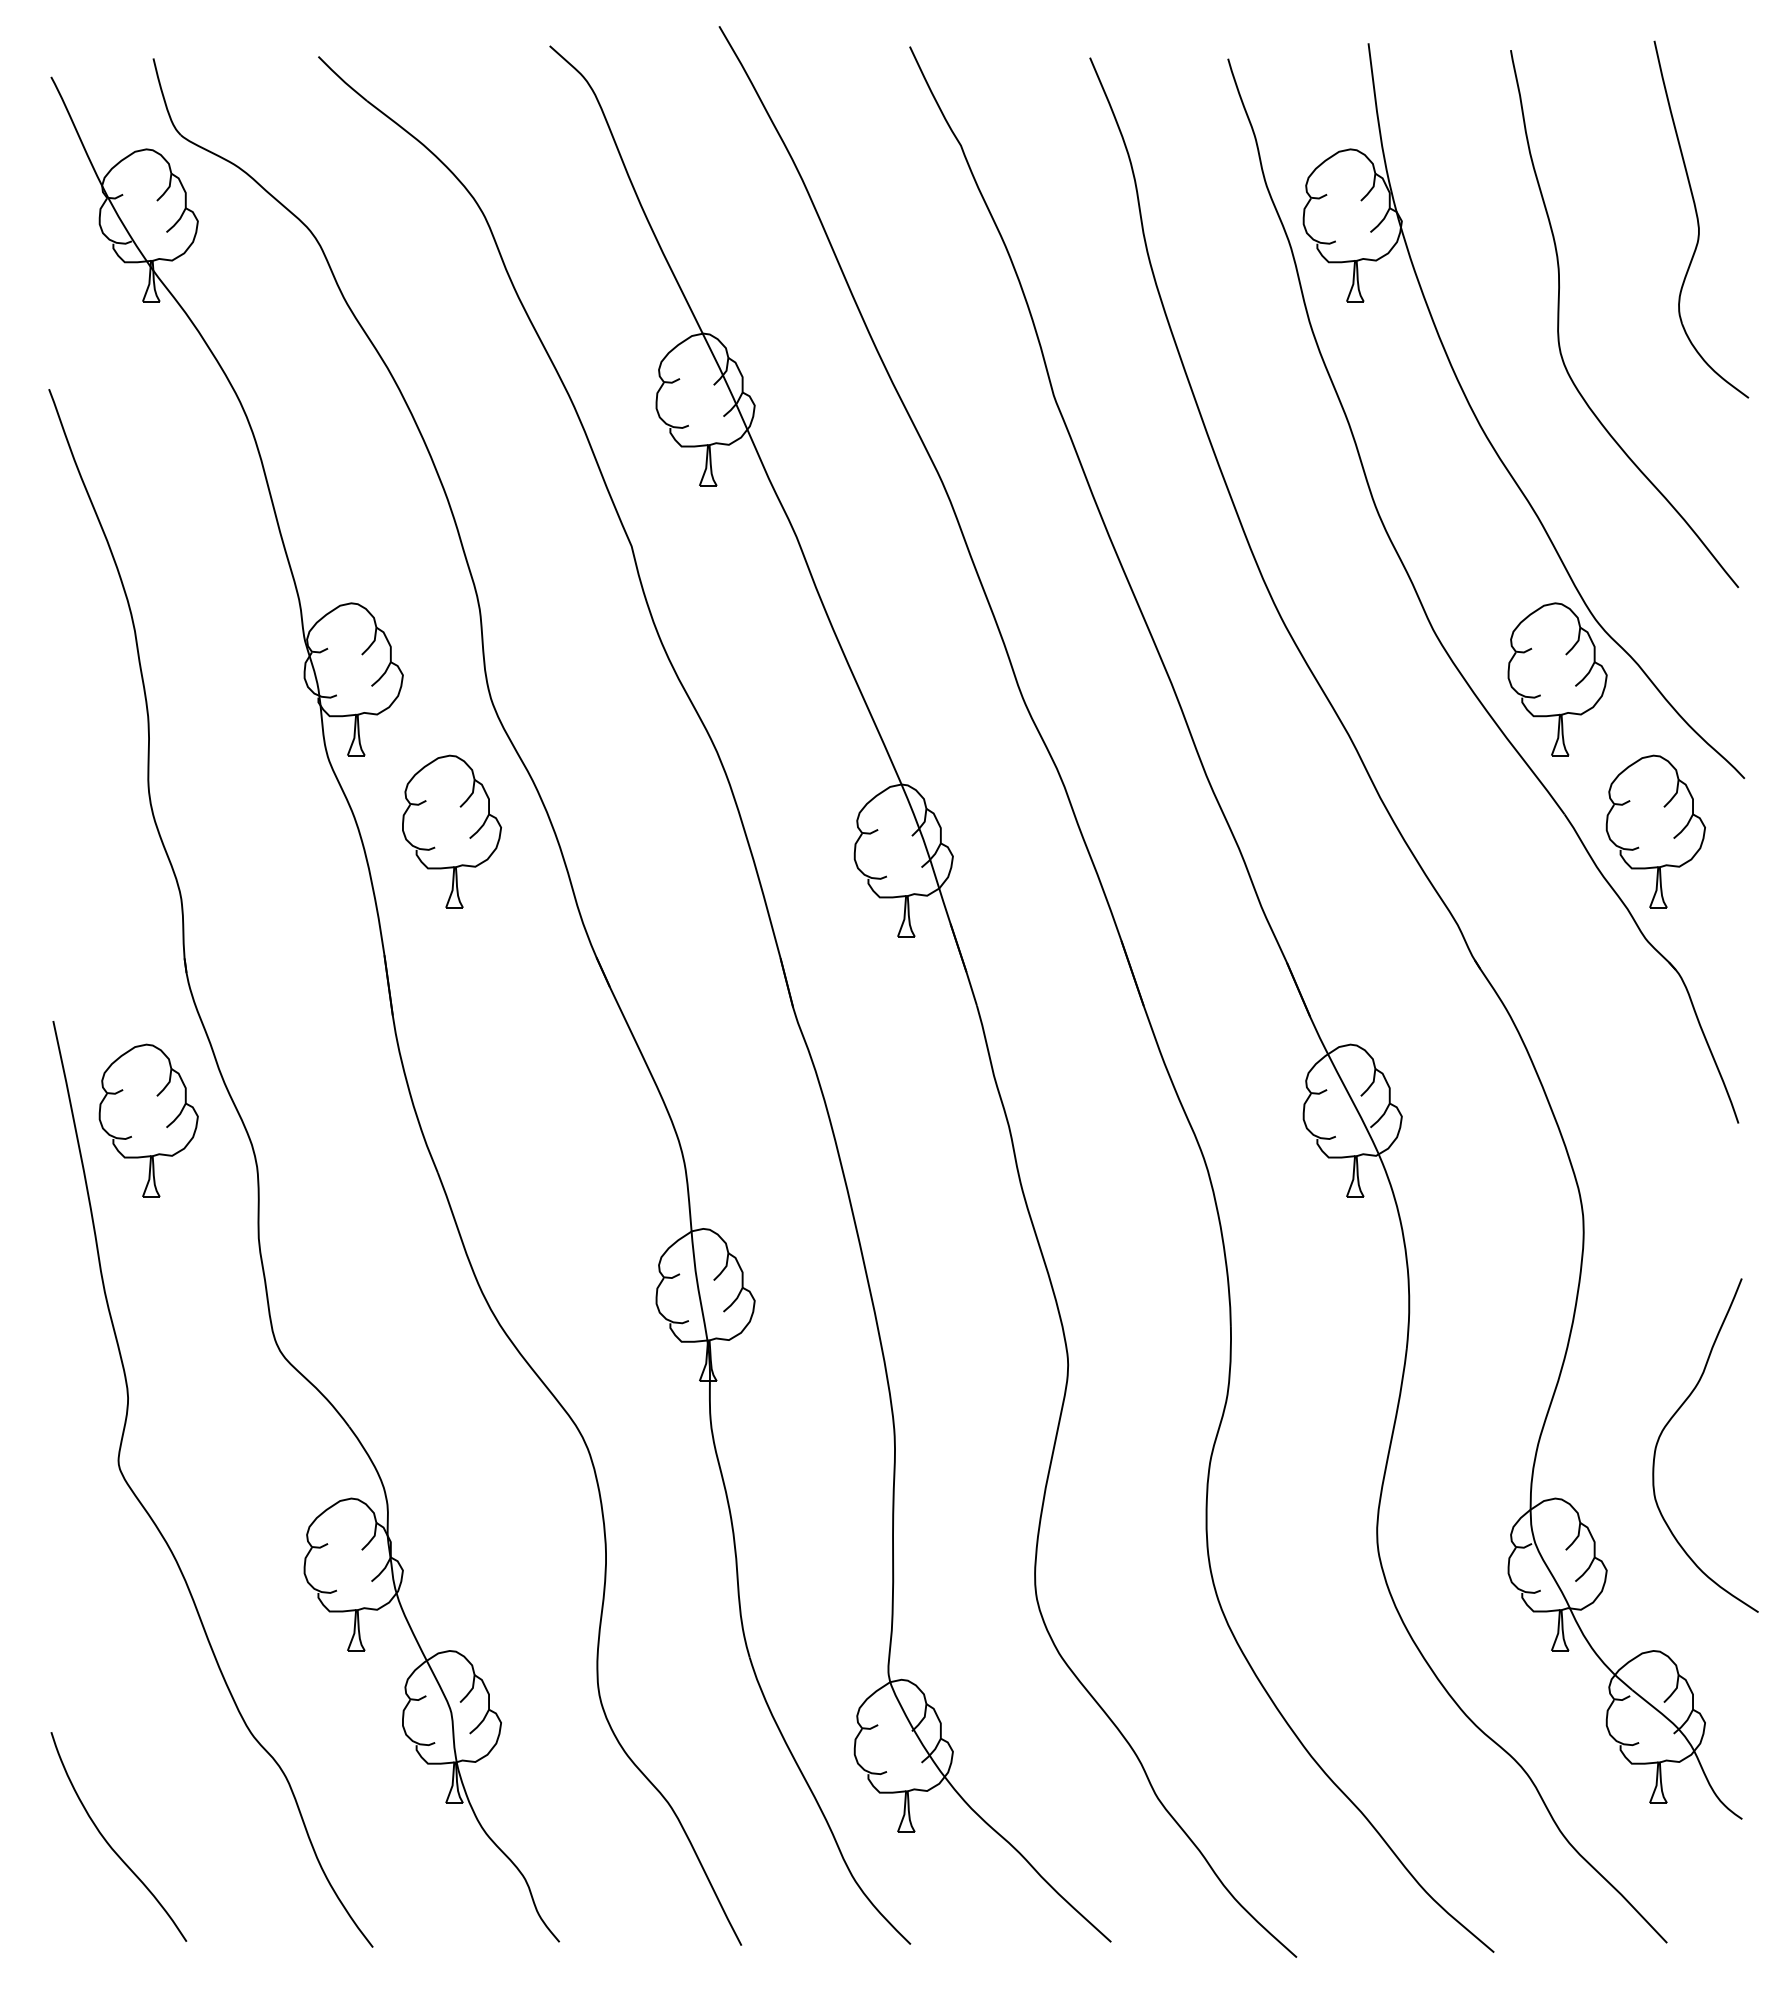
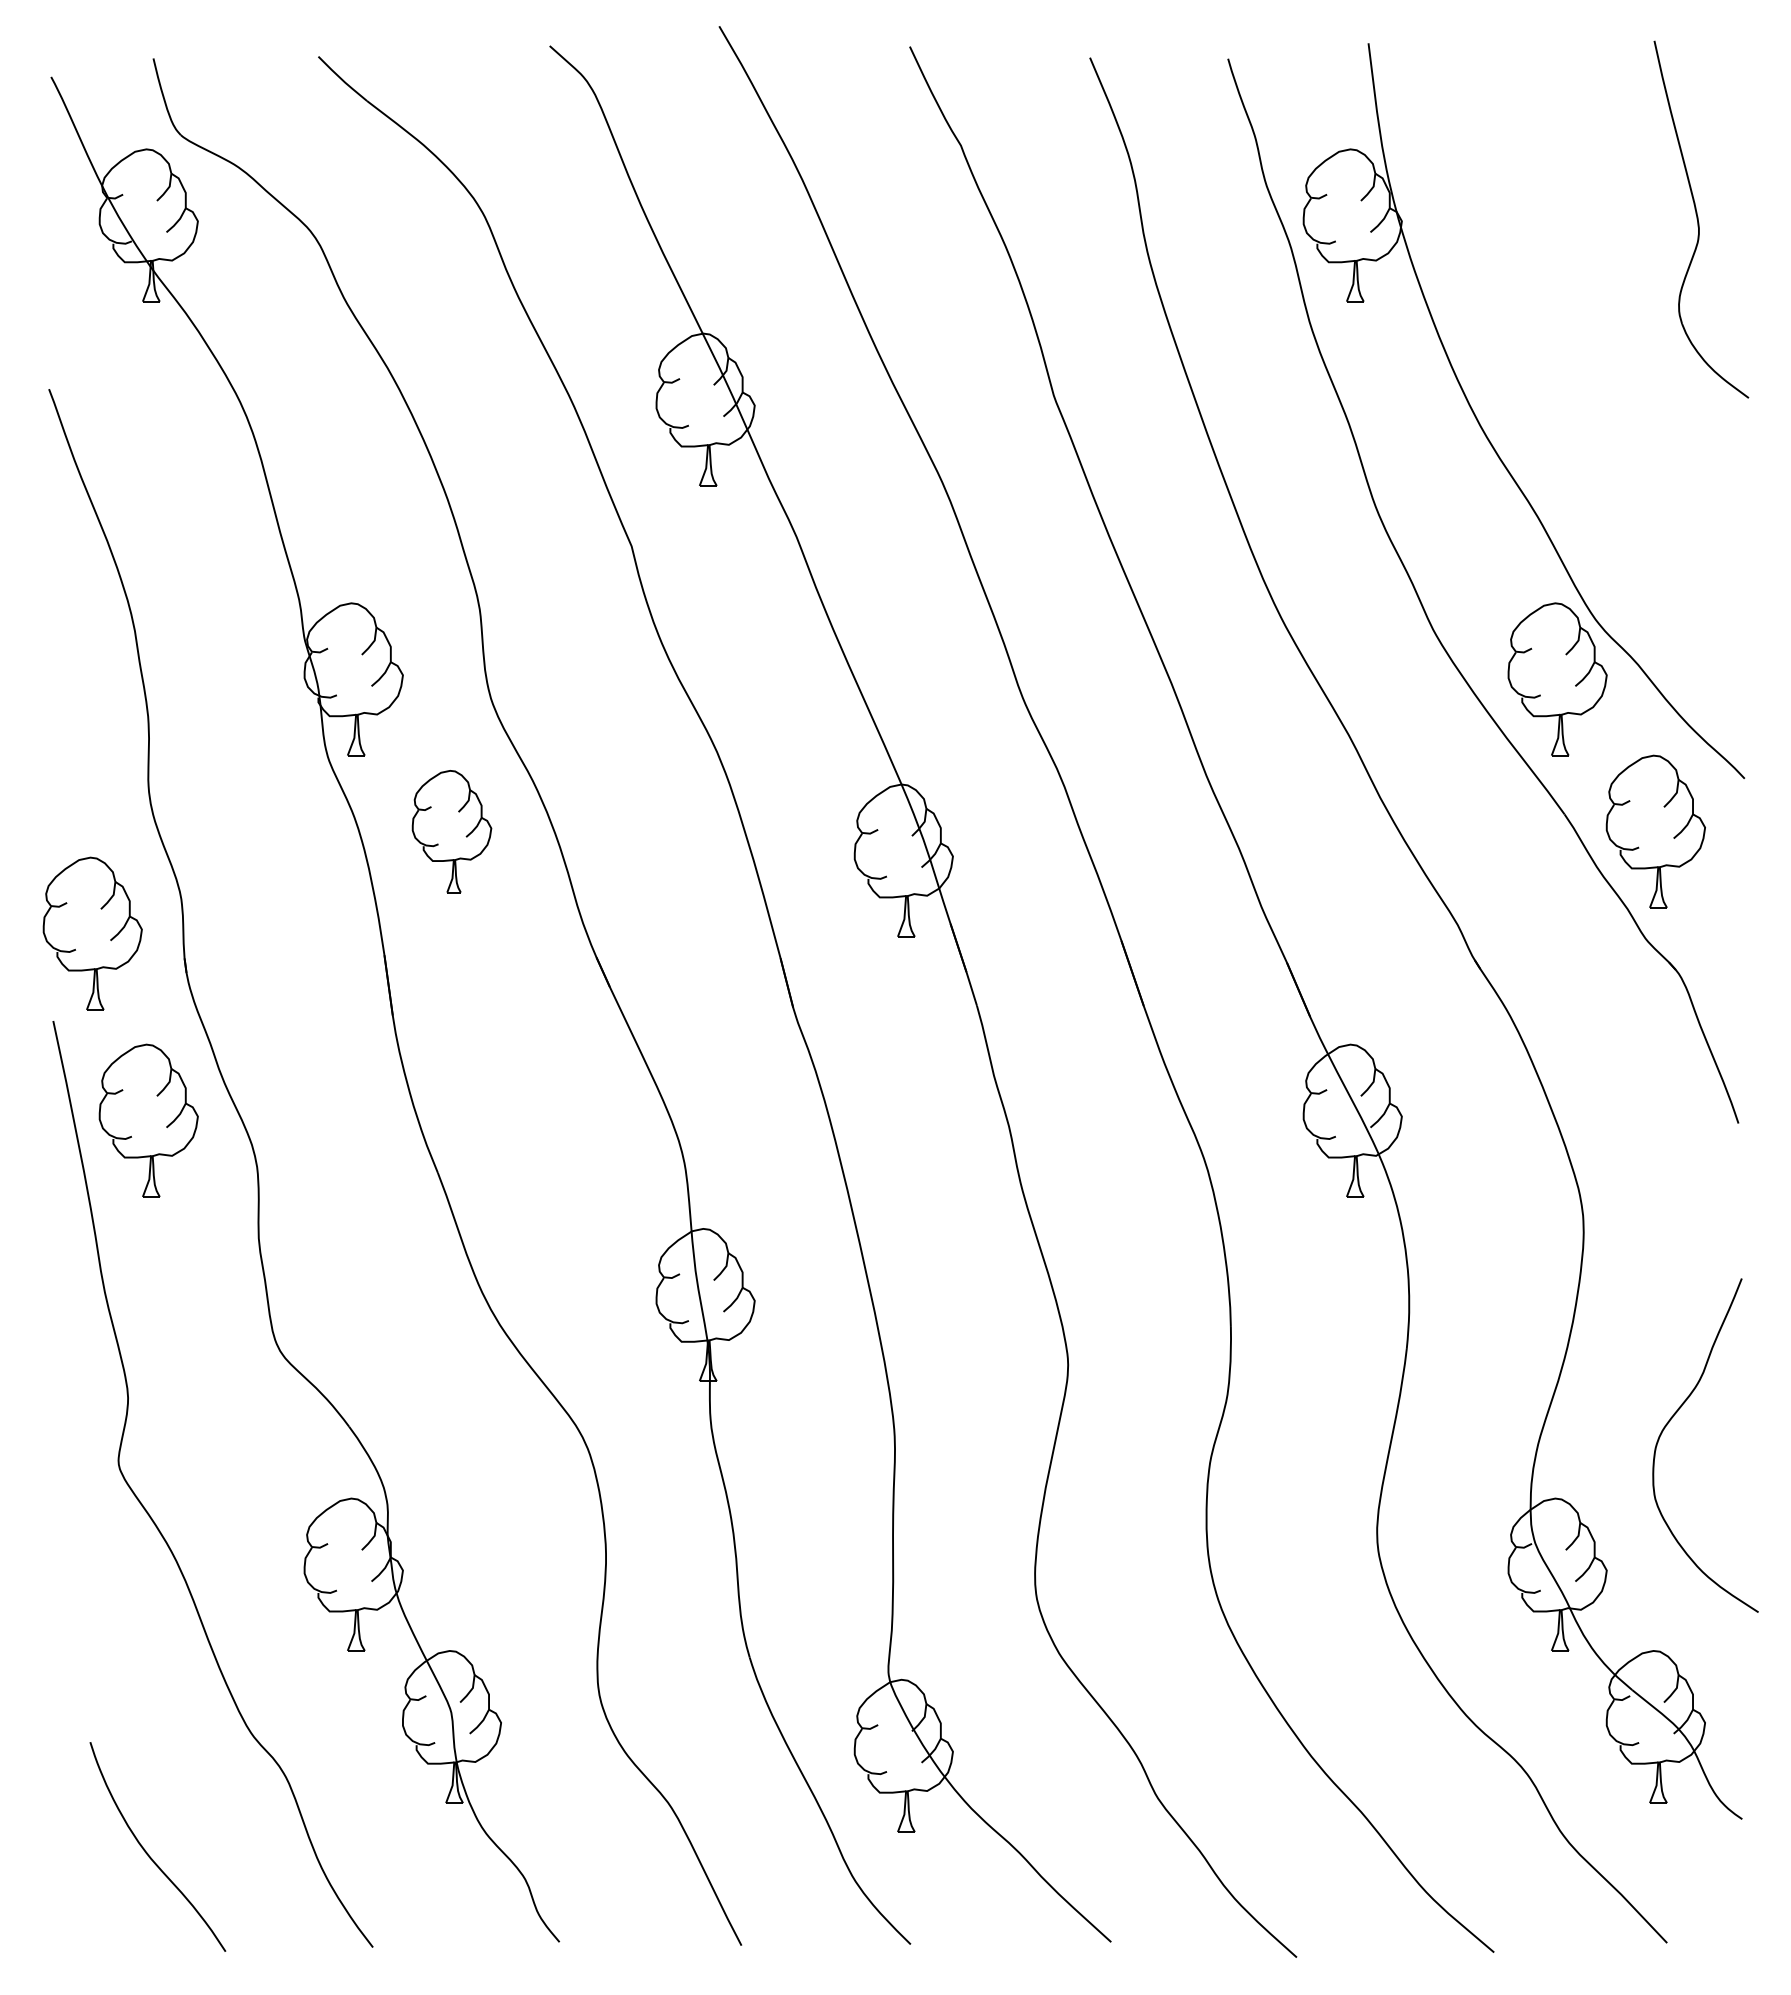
curve: present -> none (1559, 318)
part size: 100x155 px -> 82x124 px (451, 831)
part: none -> present (92, 933)
curve position: (109, 1843) -> (148, 1853) (148, 1853)
